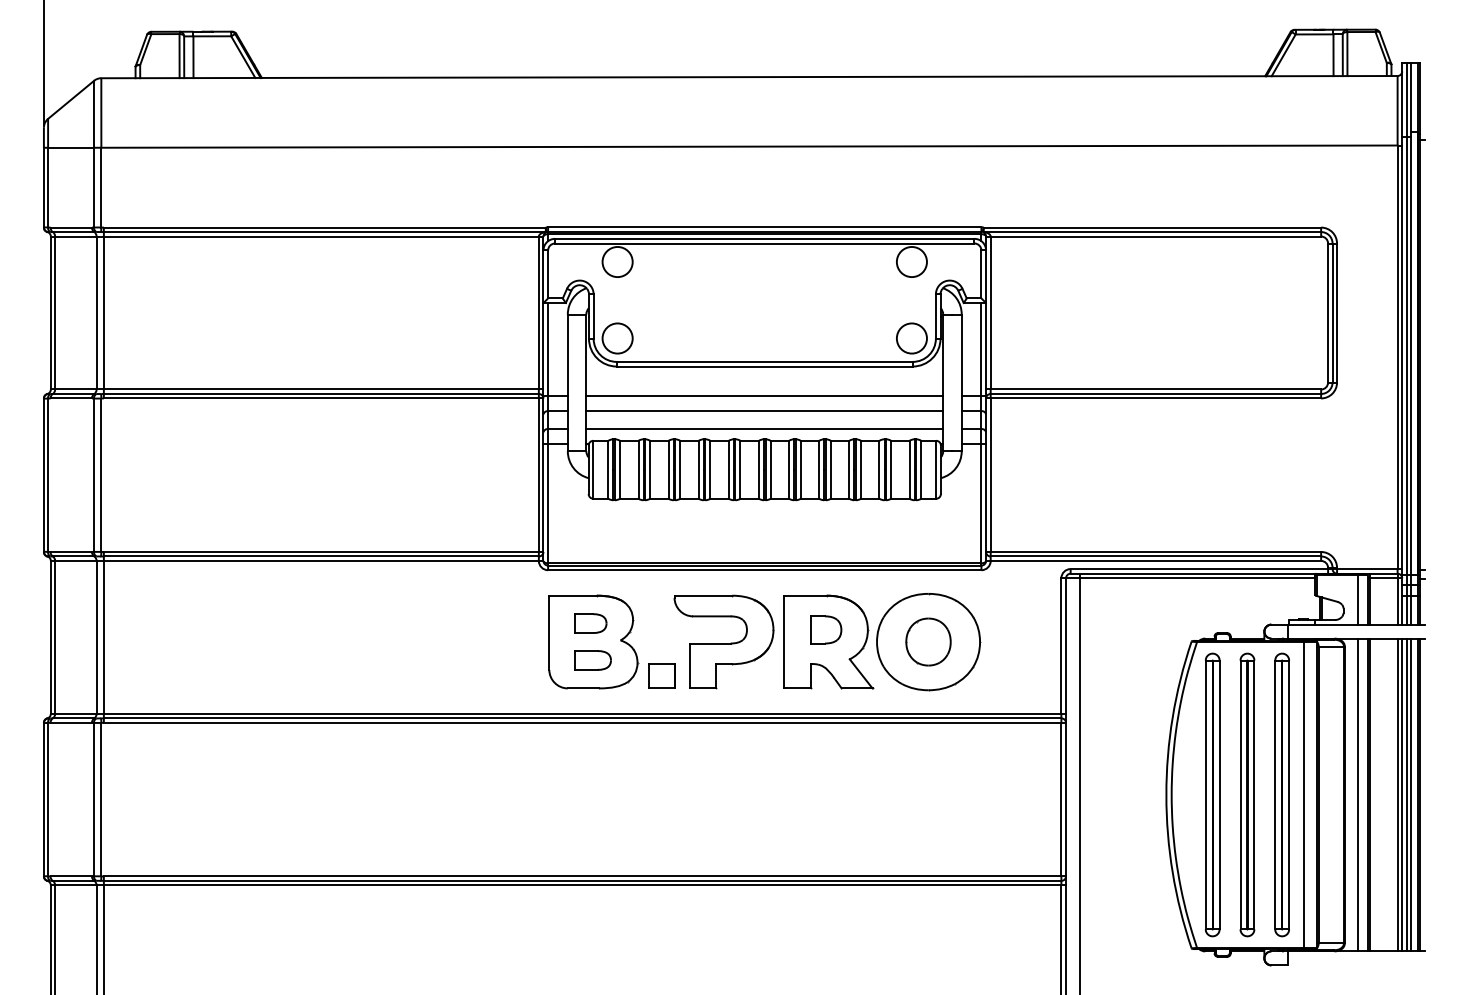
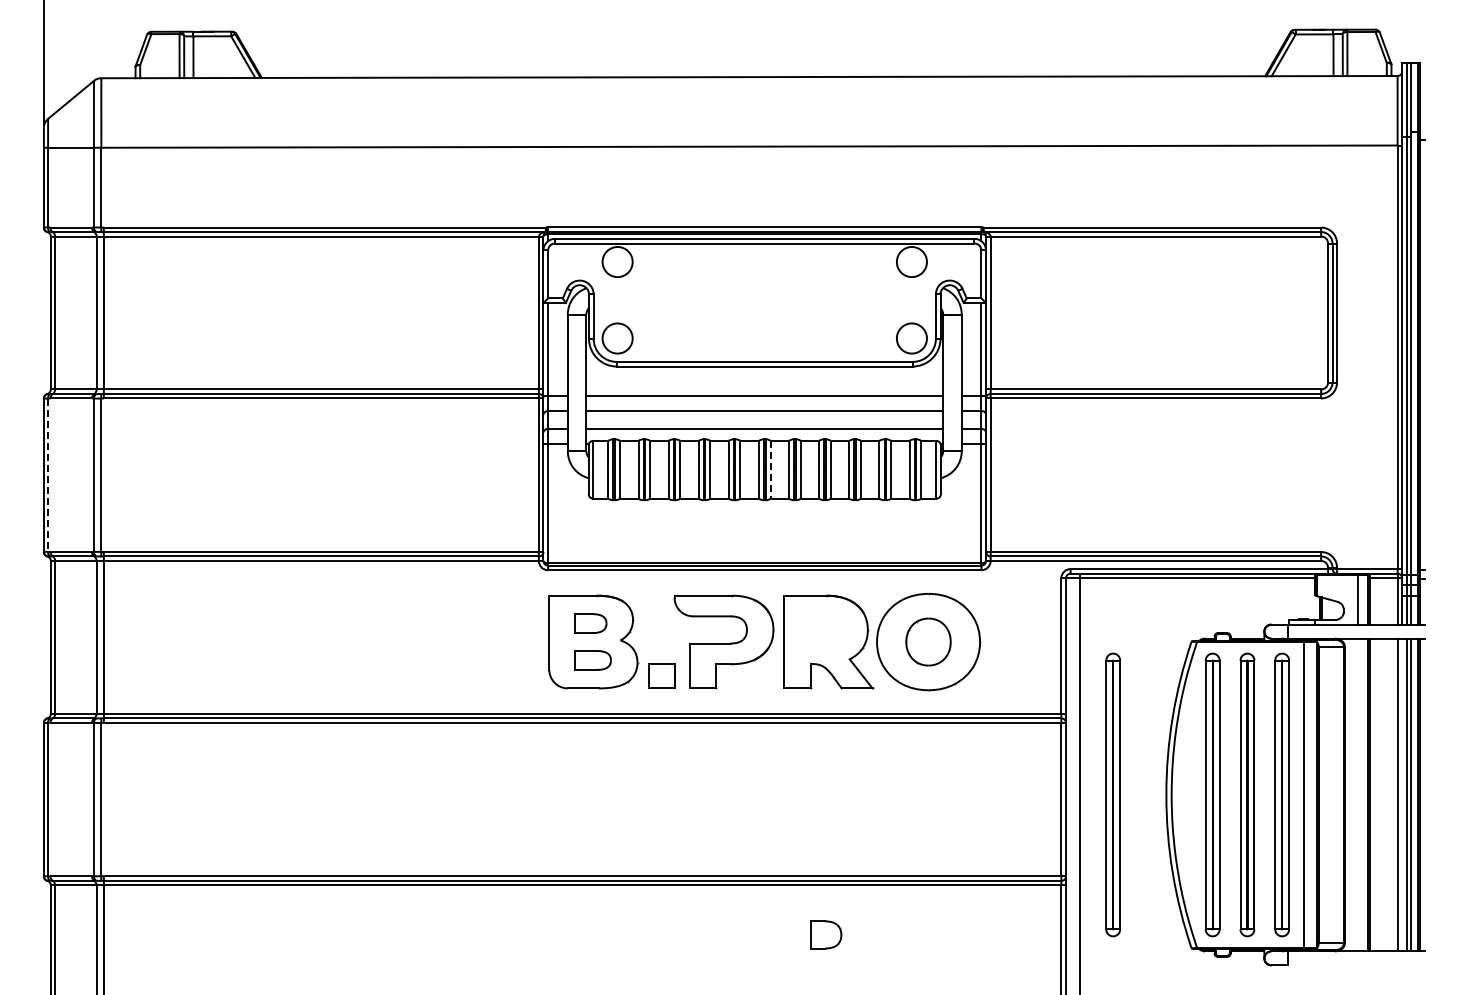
line: solid -> dashed (770, 469)
line: solid -> dashed (48, 475)
part position: (826, 629) -> (826, 934) (826, 934)
part: none -> present (1112, 794)
line: present -> none (1358, 794)
line: present -> none (1402, 794)
